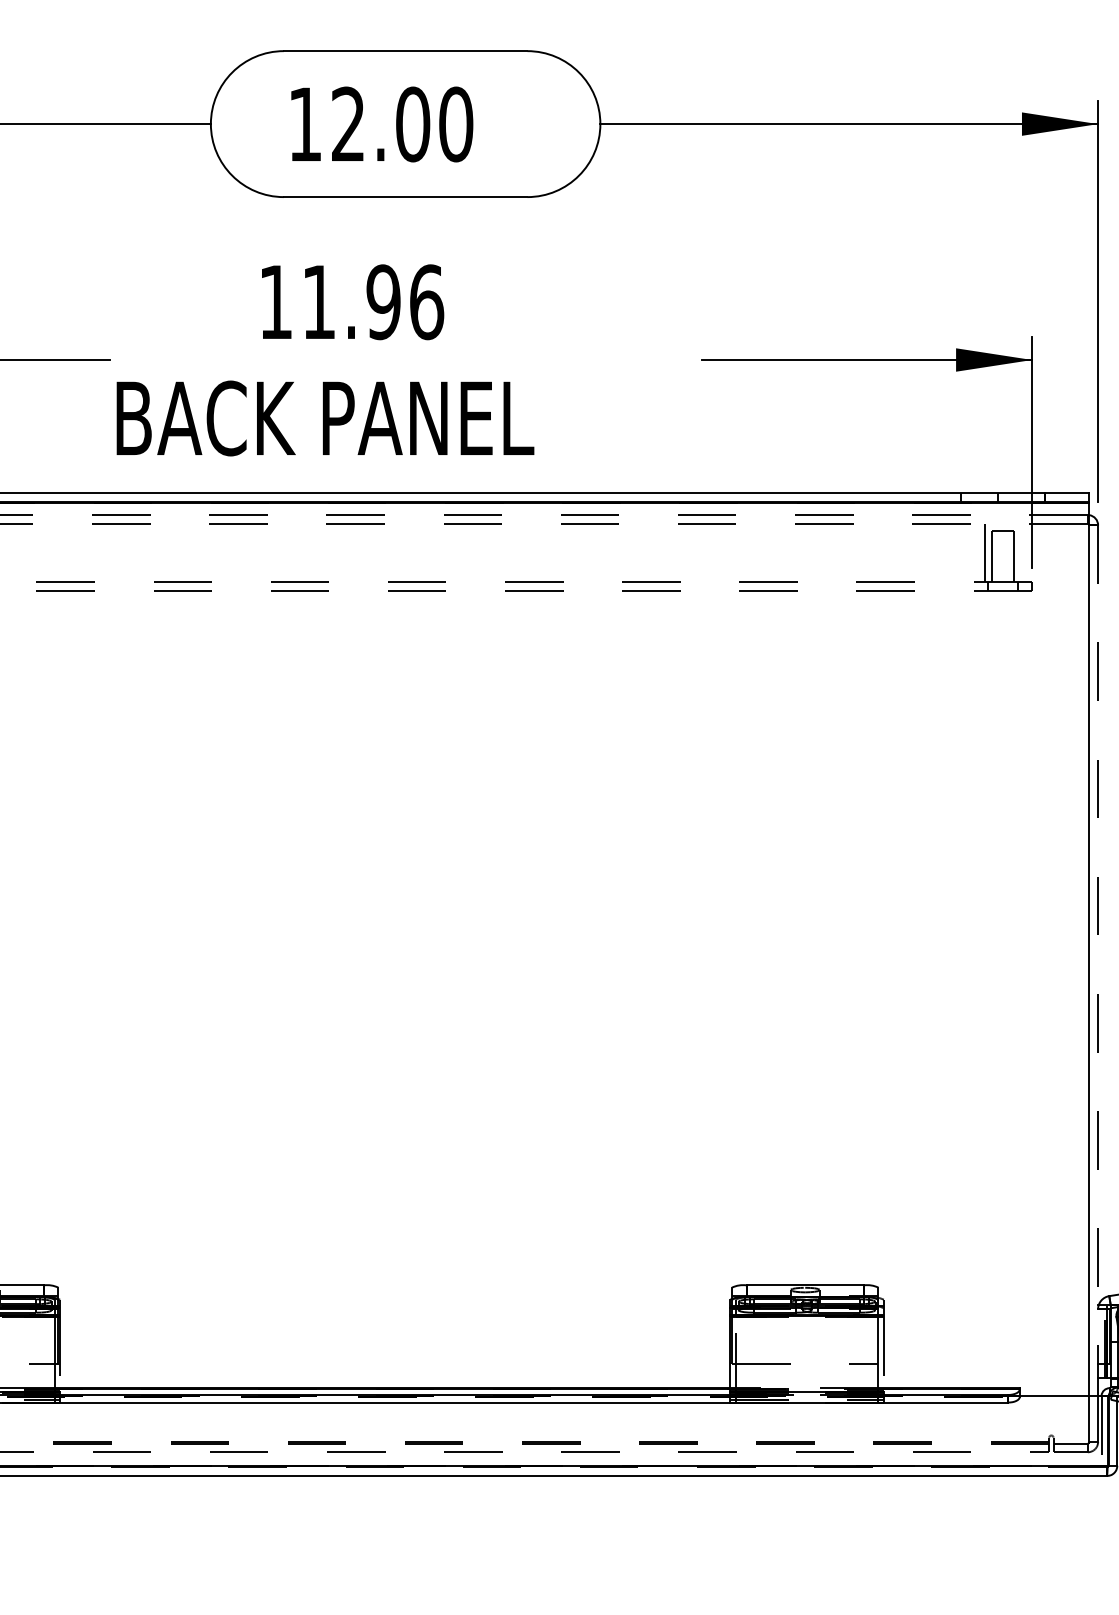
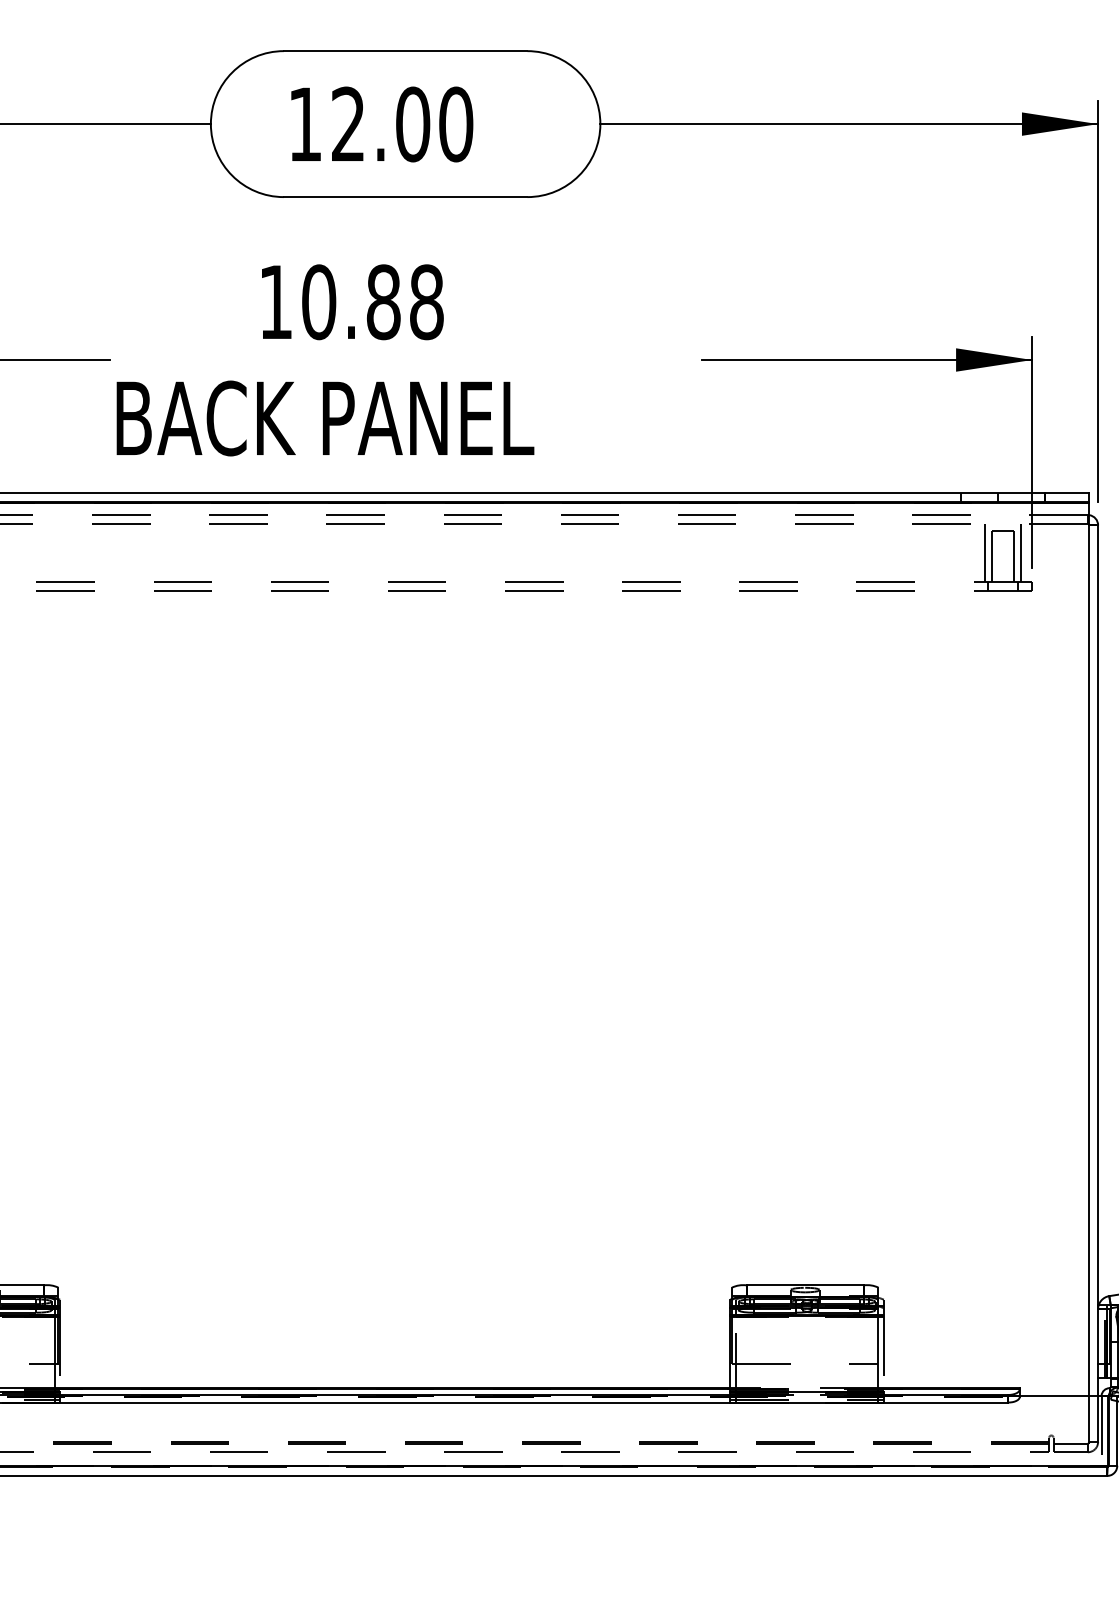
text: 11.96 -> 10.88 (373, 302)
line: none -> present (1021, 552)
line: dashed -> solid (1098, 960)
